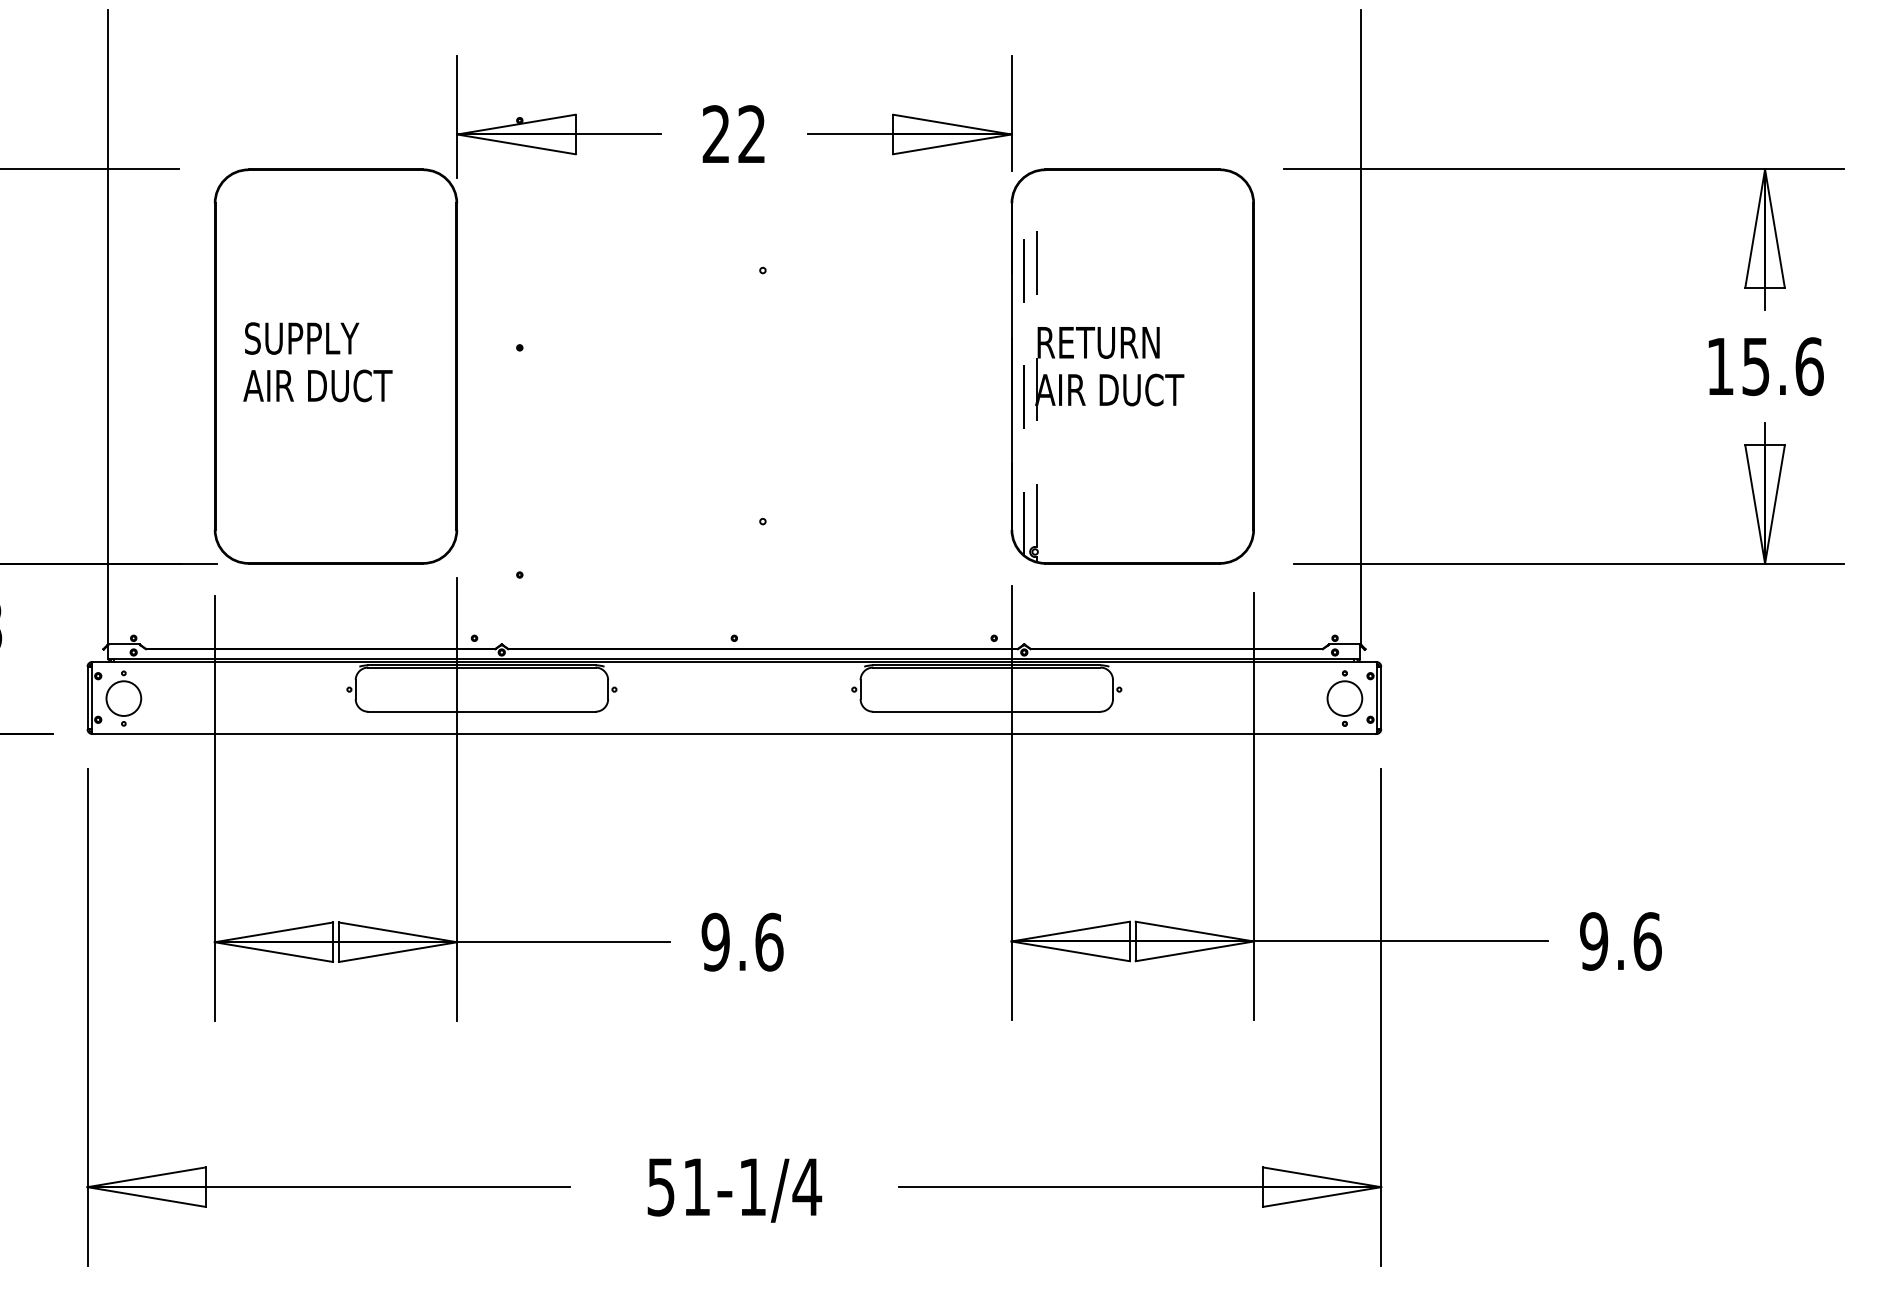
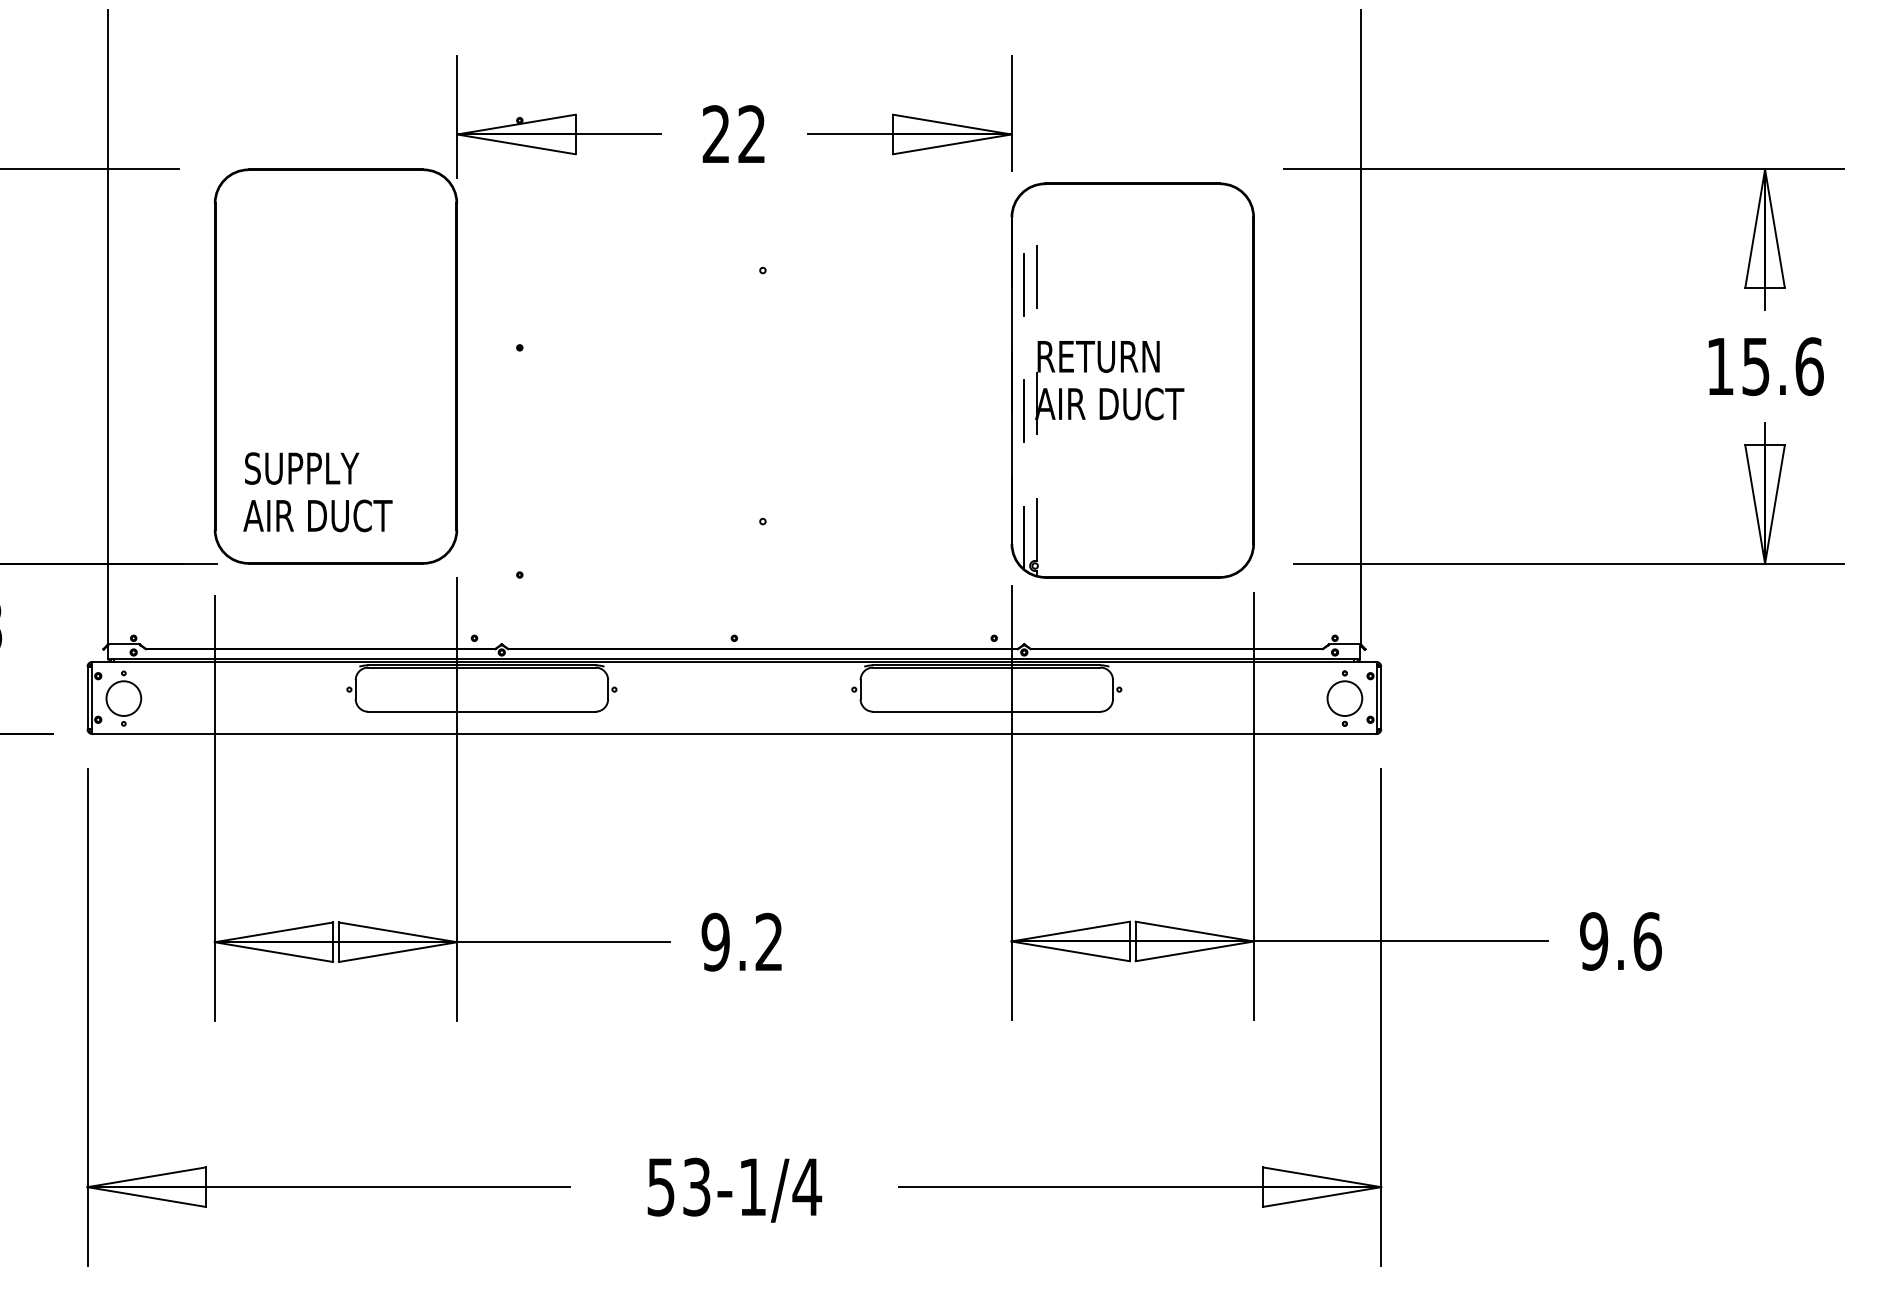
text position: (317, 362) -> (317, 492) (317, 492)
part position: (1132, 366) -> (1132, 380) (1132, 380)
text: 9.6 -> 9.2 (769, 941)
text: 51-1/4 -> 53-1/4 (696, 1186)
